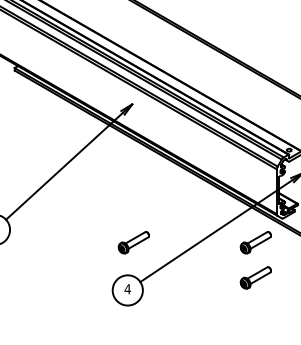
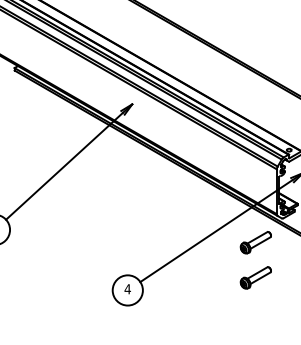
part: present -> none (133, 242)
